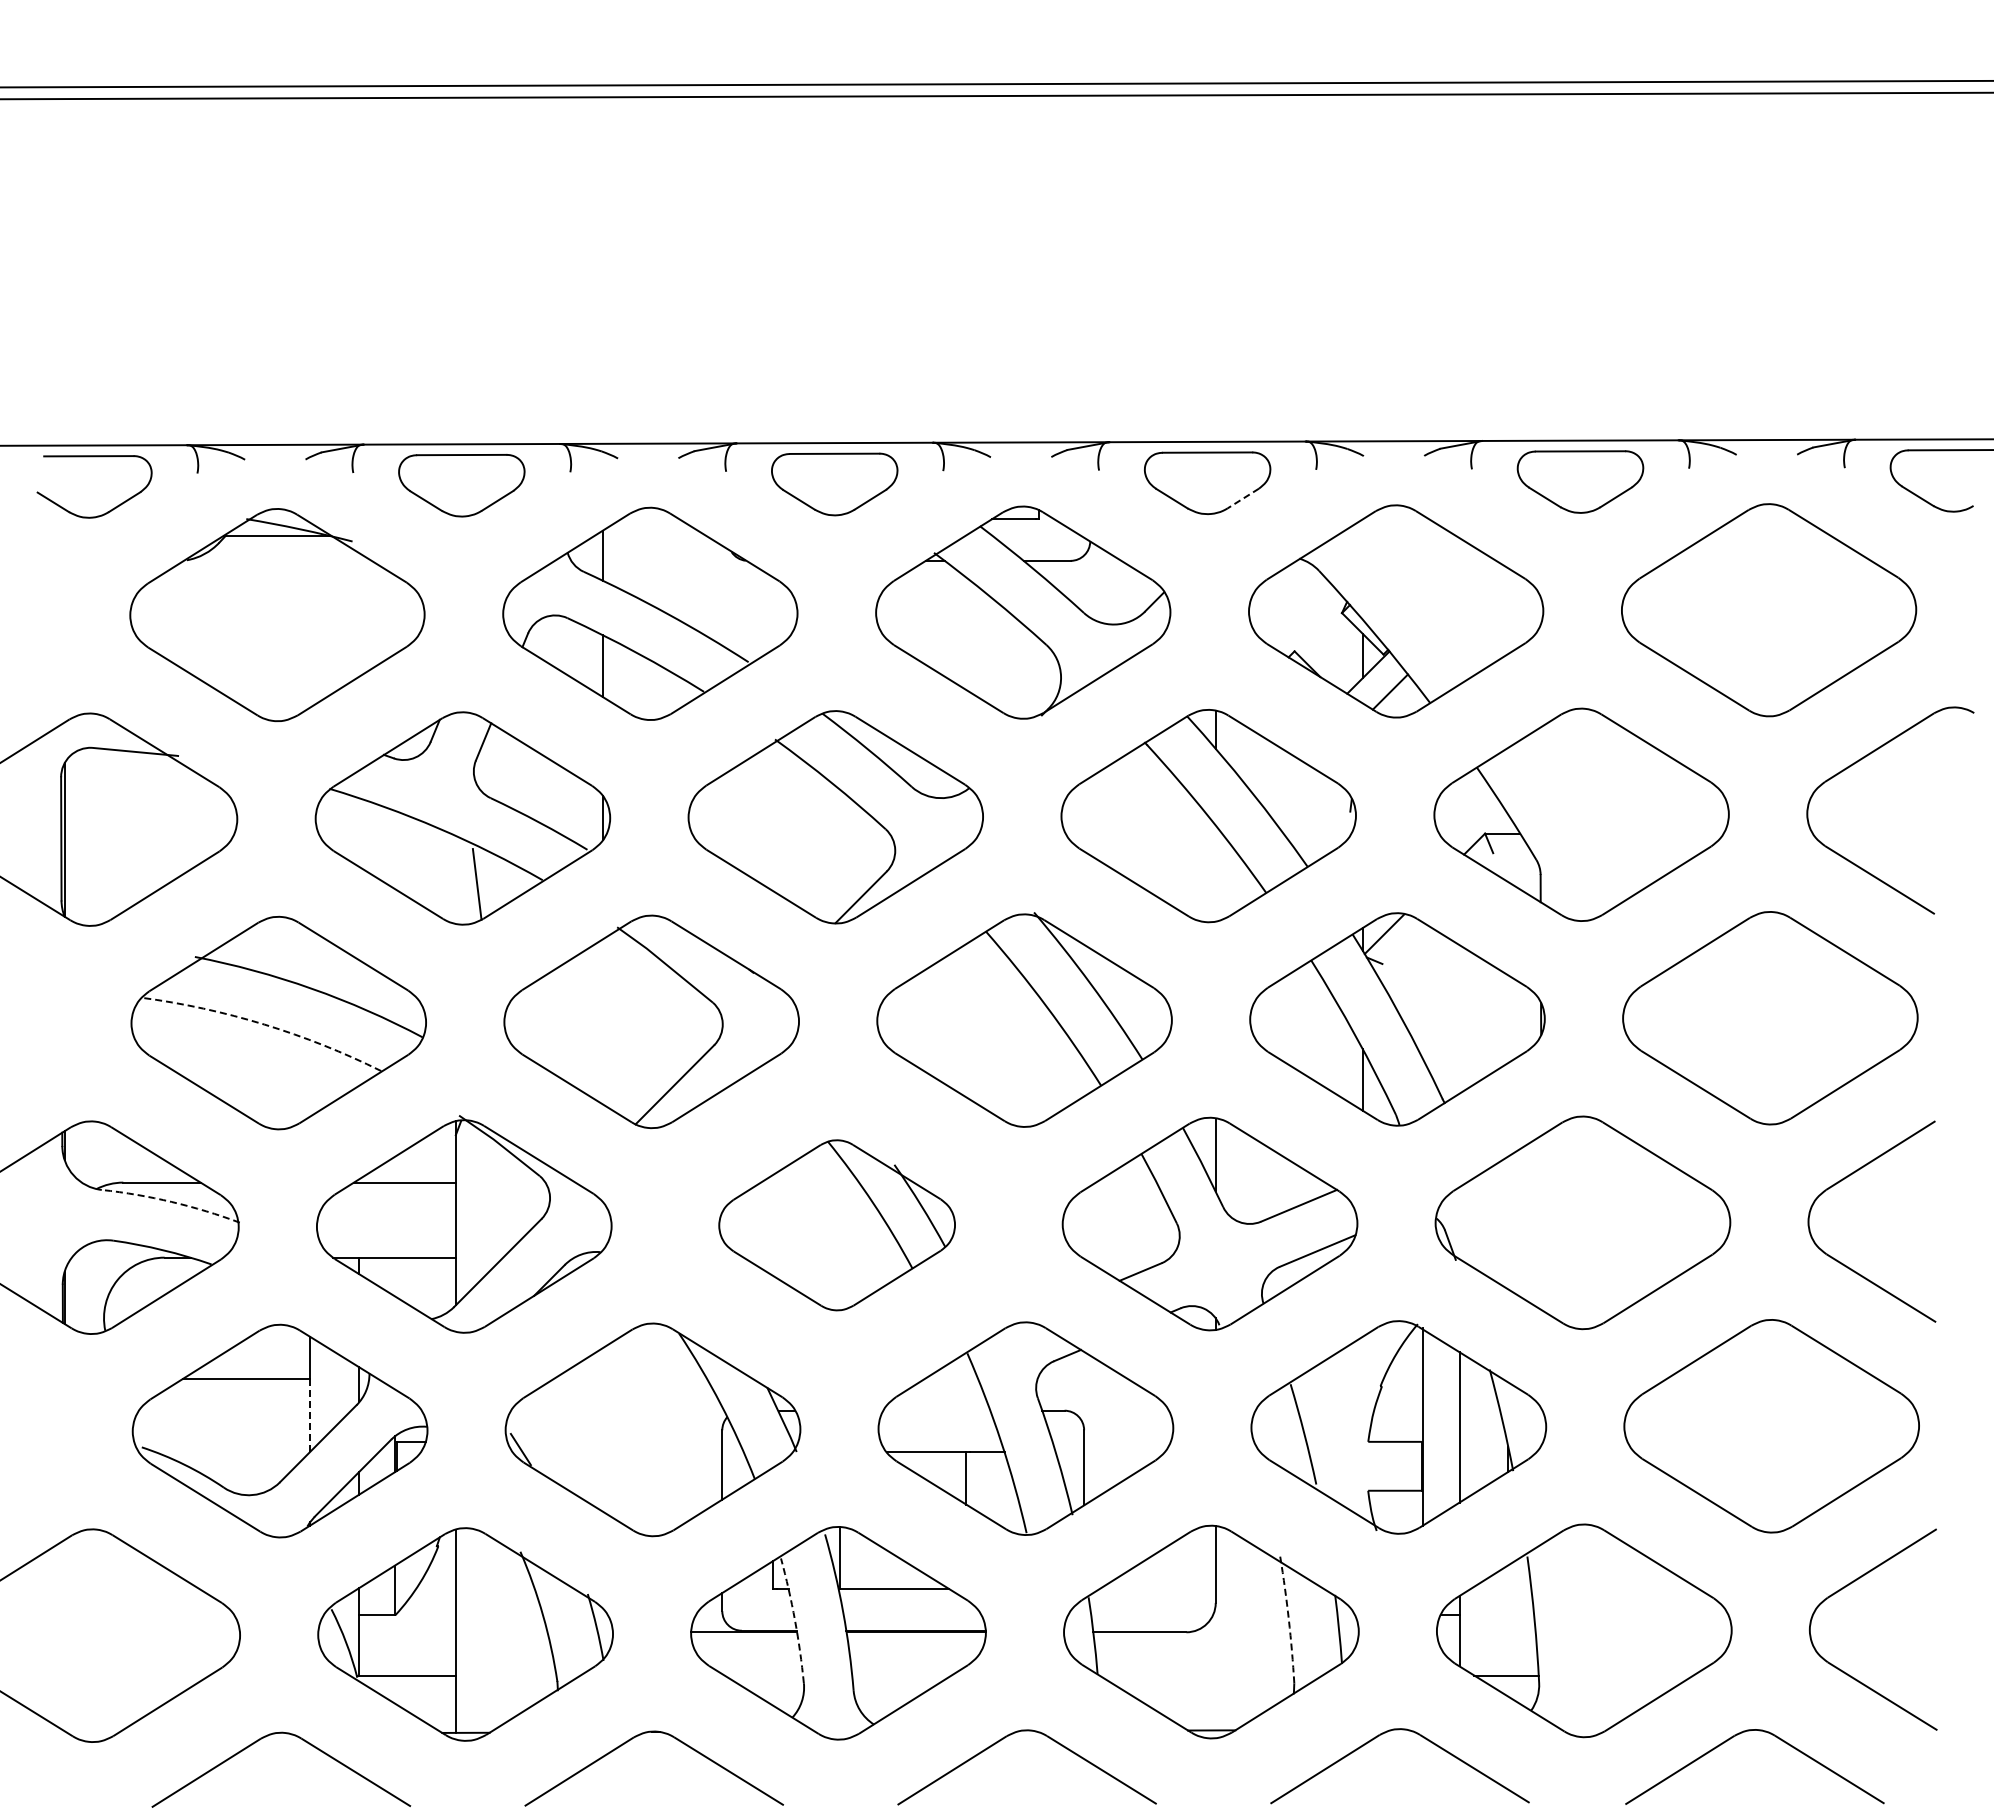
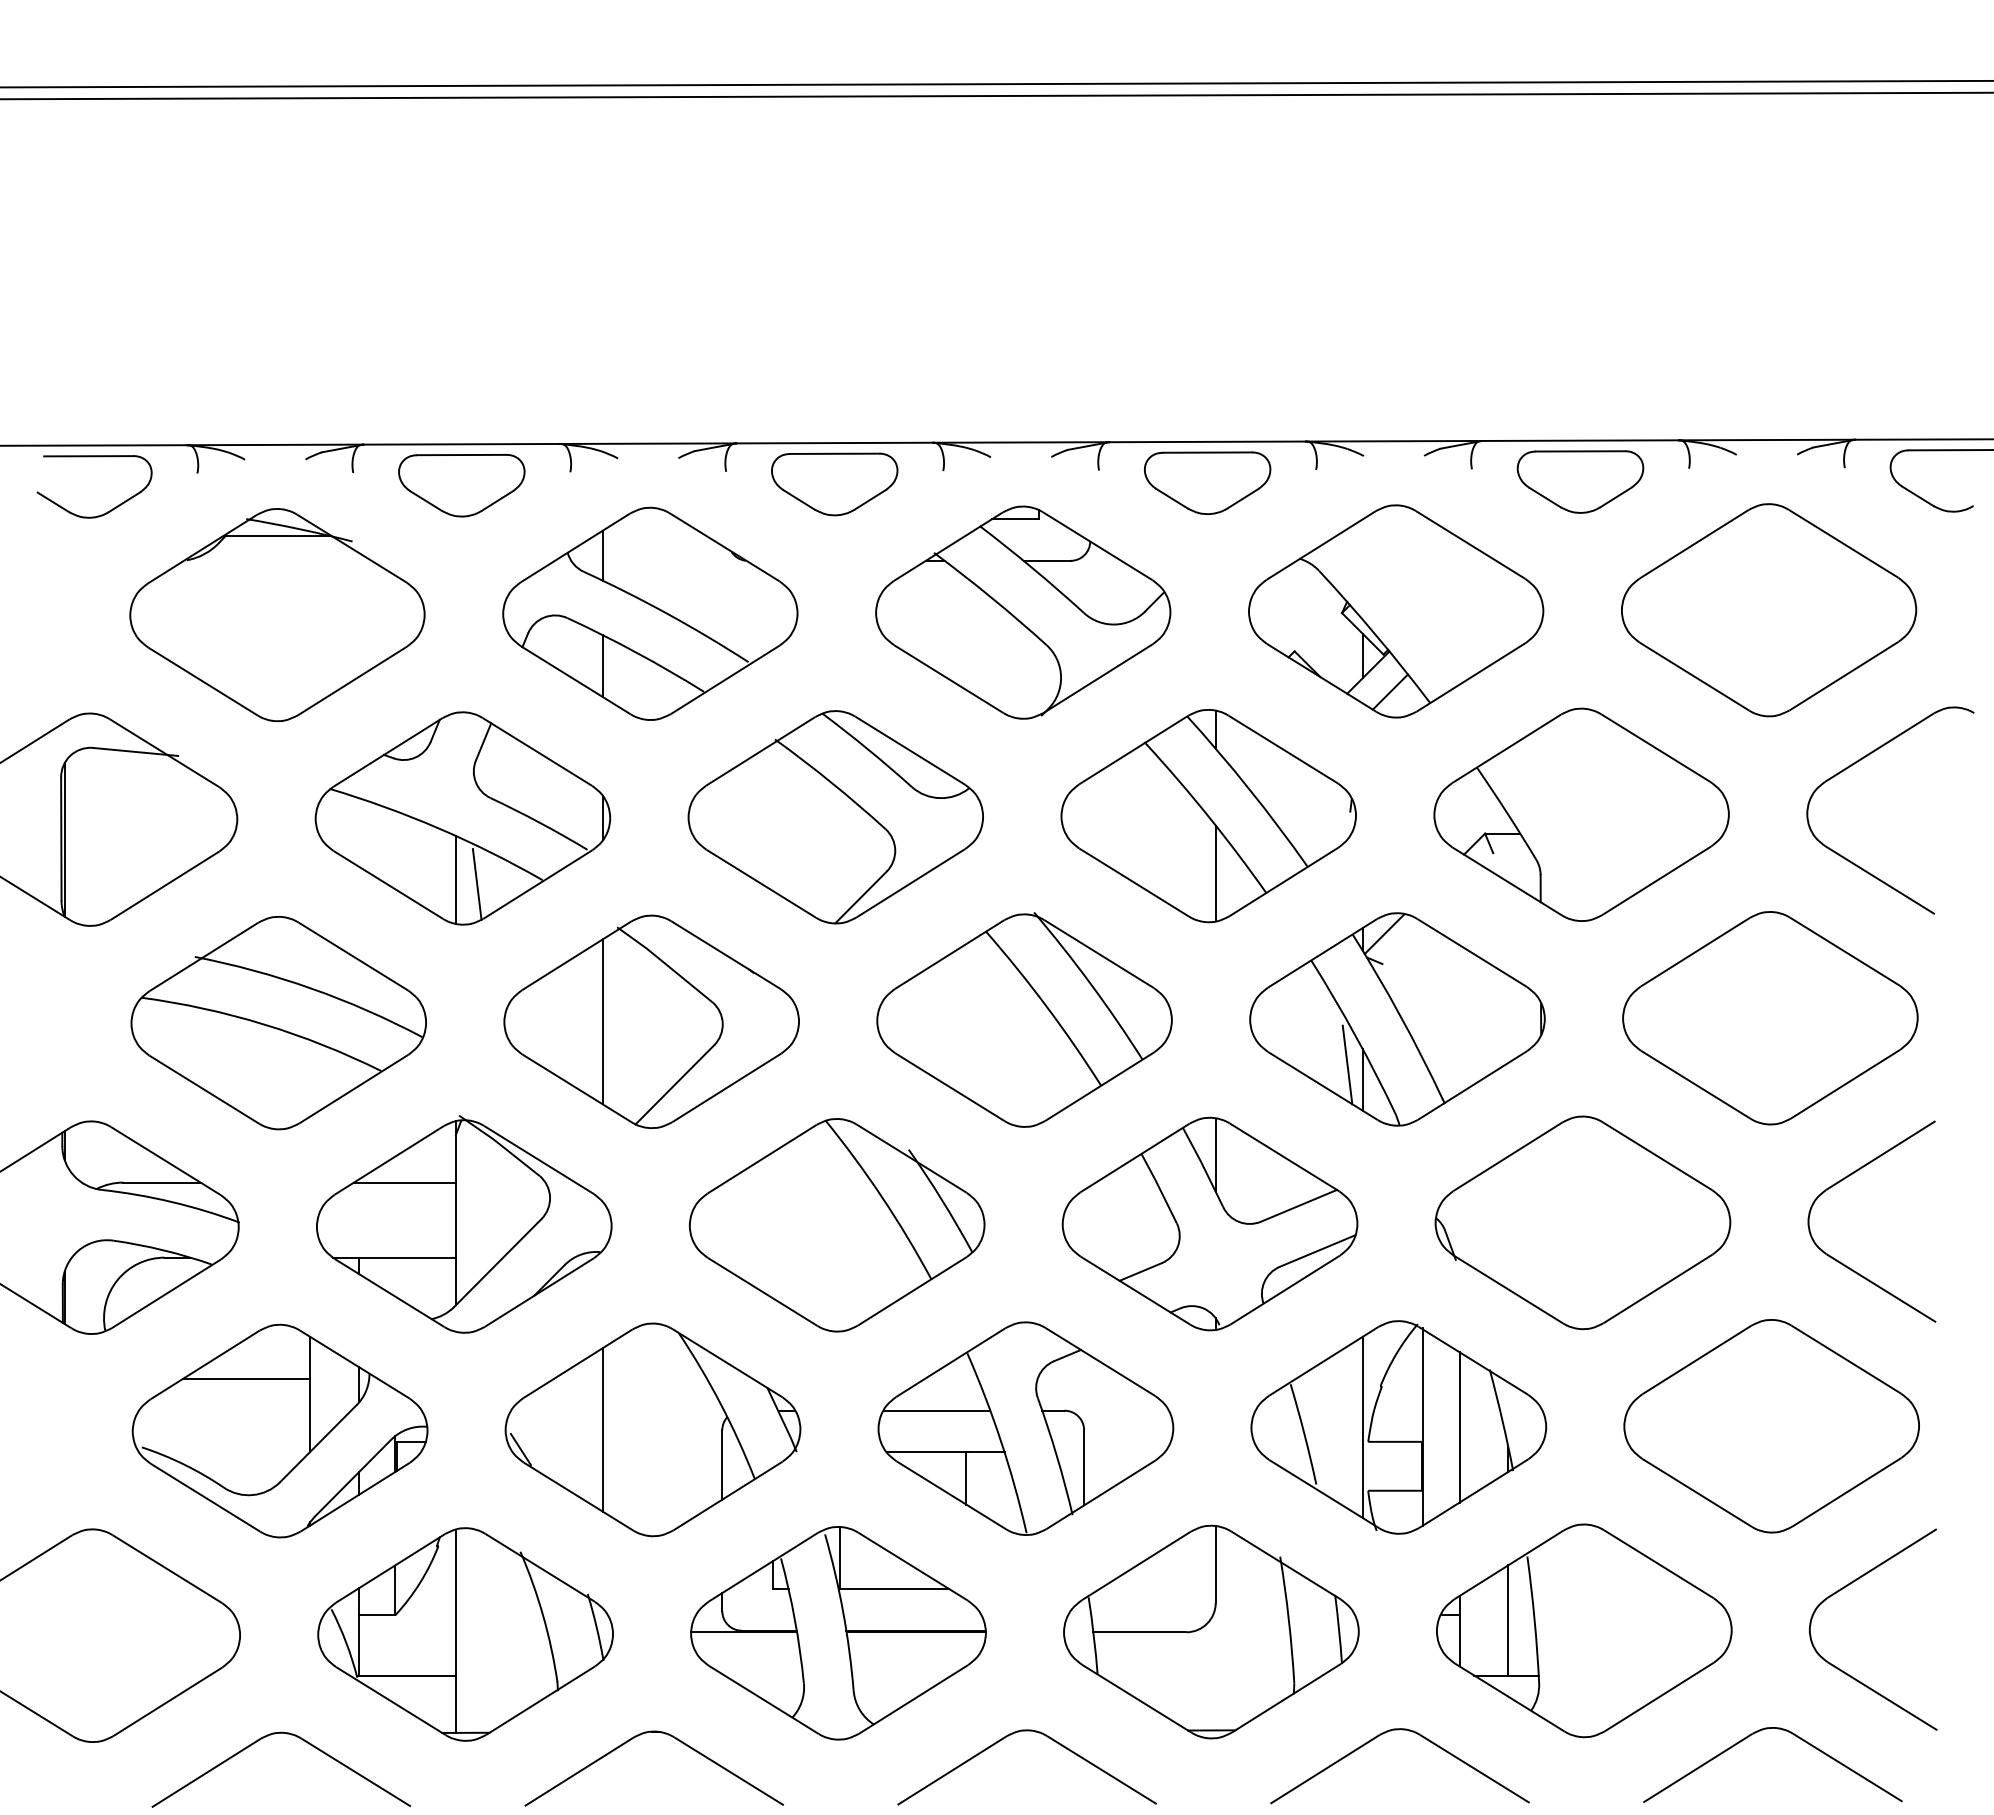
line: dashed -> solid (1242, 498)
line: none -> present (1215, 873)
line: none -> present (455, 879)
line: none -> present (602, 1021)
arc: dashed -> solid (264, 1024)
line: none -> present (1347, 1064)
arc: dashed -> solid (171, 1202)
part size: 238x173 px -> 298x215 px (836, 1225)
line: none -> present (936, 1410)
line: dashed -> solid (310, 1415)
line: none -> present (1362, 1427)
line: none -> present (602, 1429)
arc: dashed -> solid (1288, 1619)
arc: dashed -> solid (795, 1620)
line: none -> present (1508, 1620)
part position: (1742, 1733) -> (1760, 1731) (1760, 1731)
